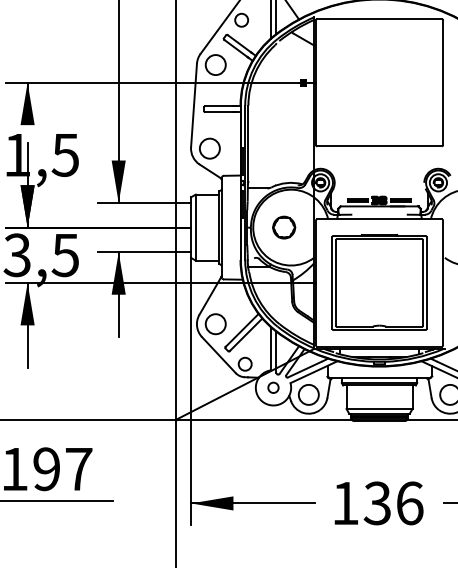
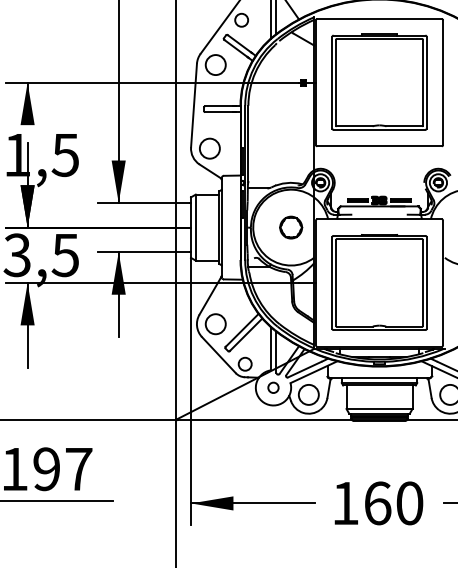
part: none -> present (379, 81)
part position: (284, 227) -> (291, 227) (291, 227)
text: 136 -> 160 (393, 503)
